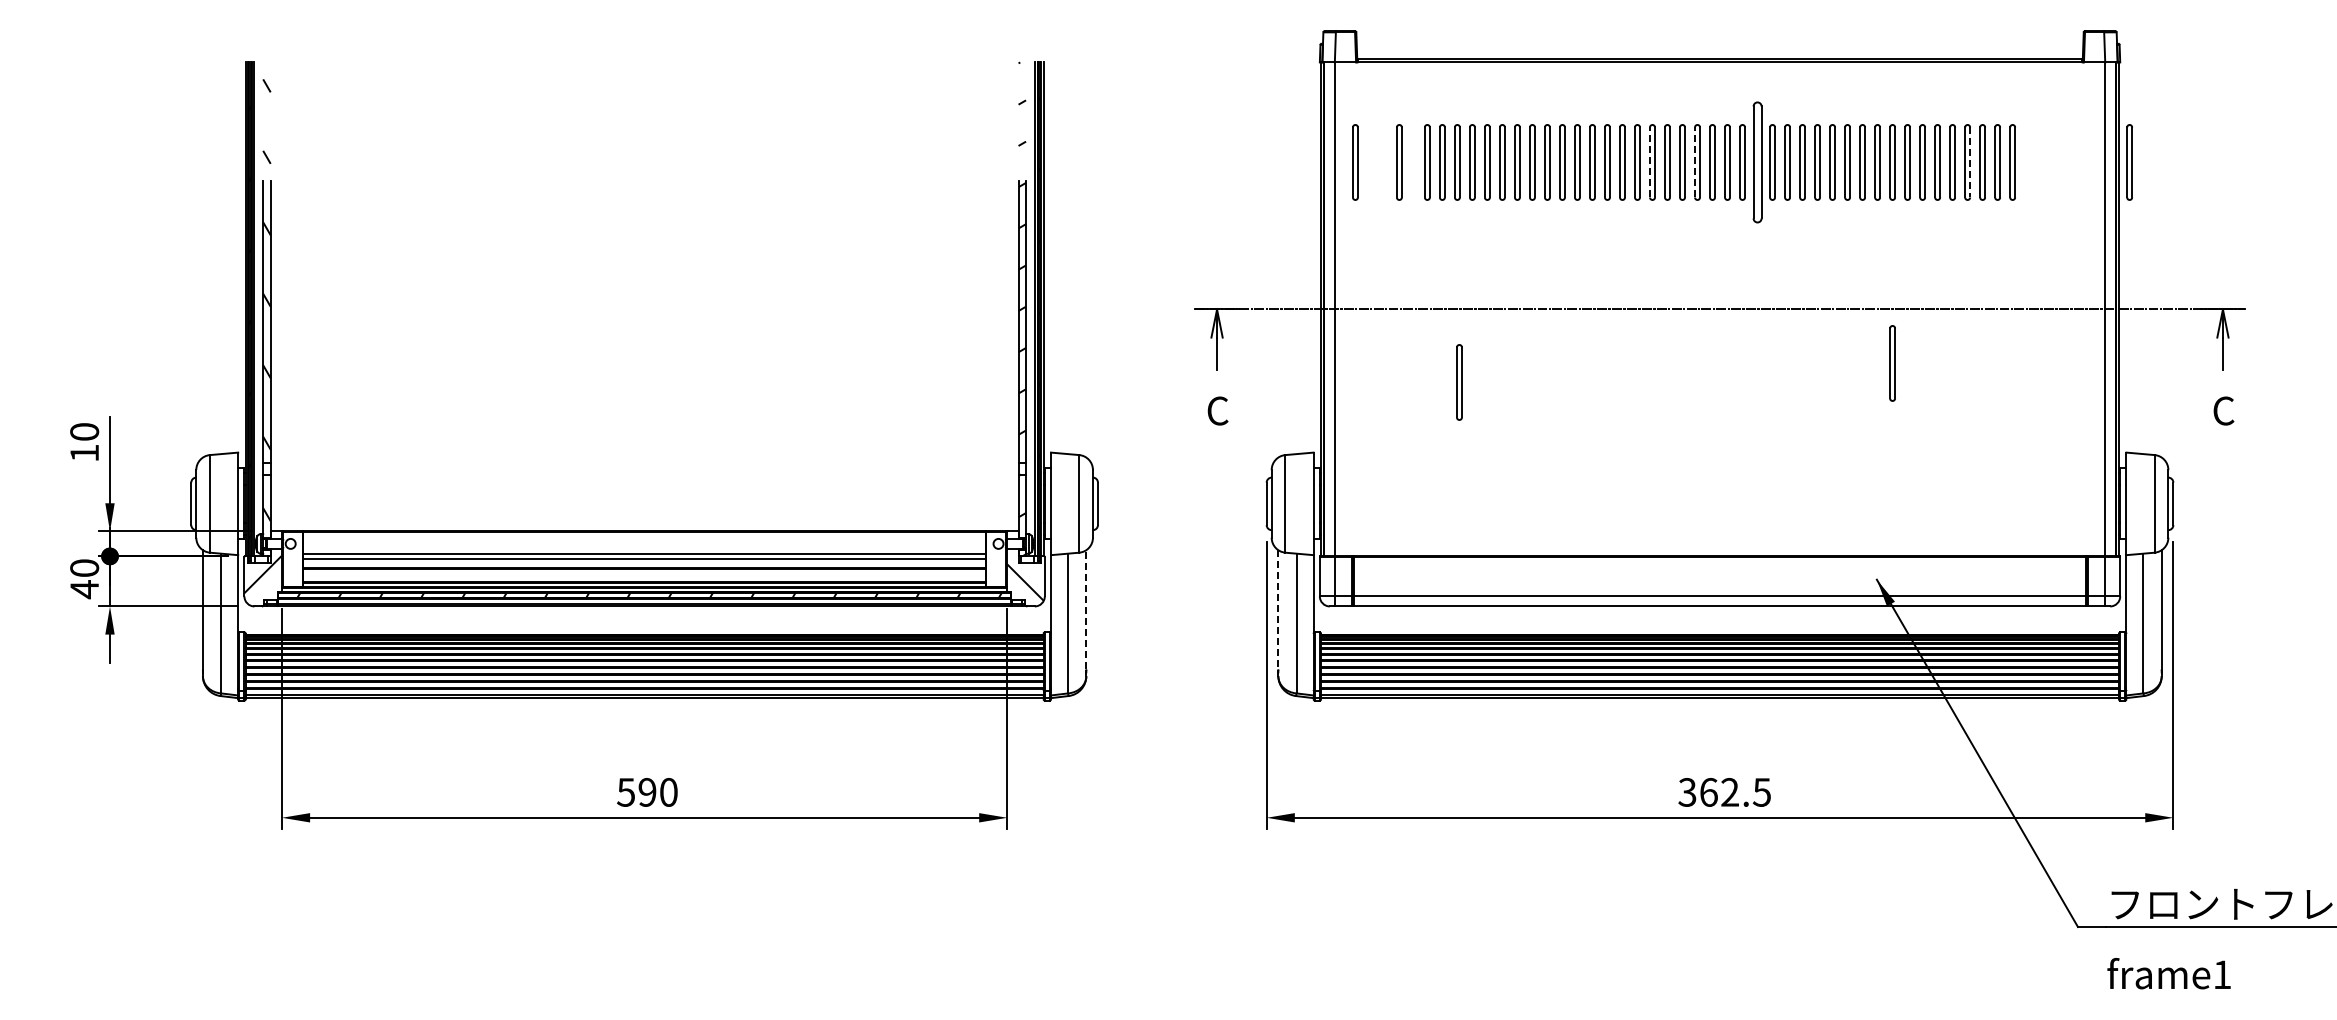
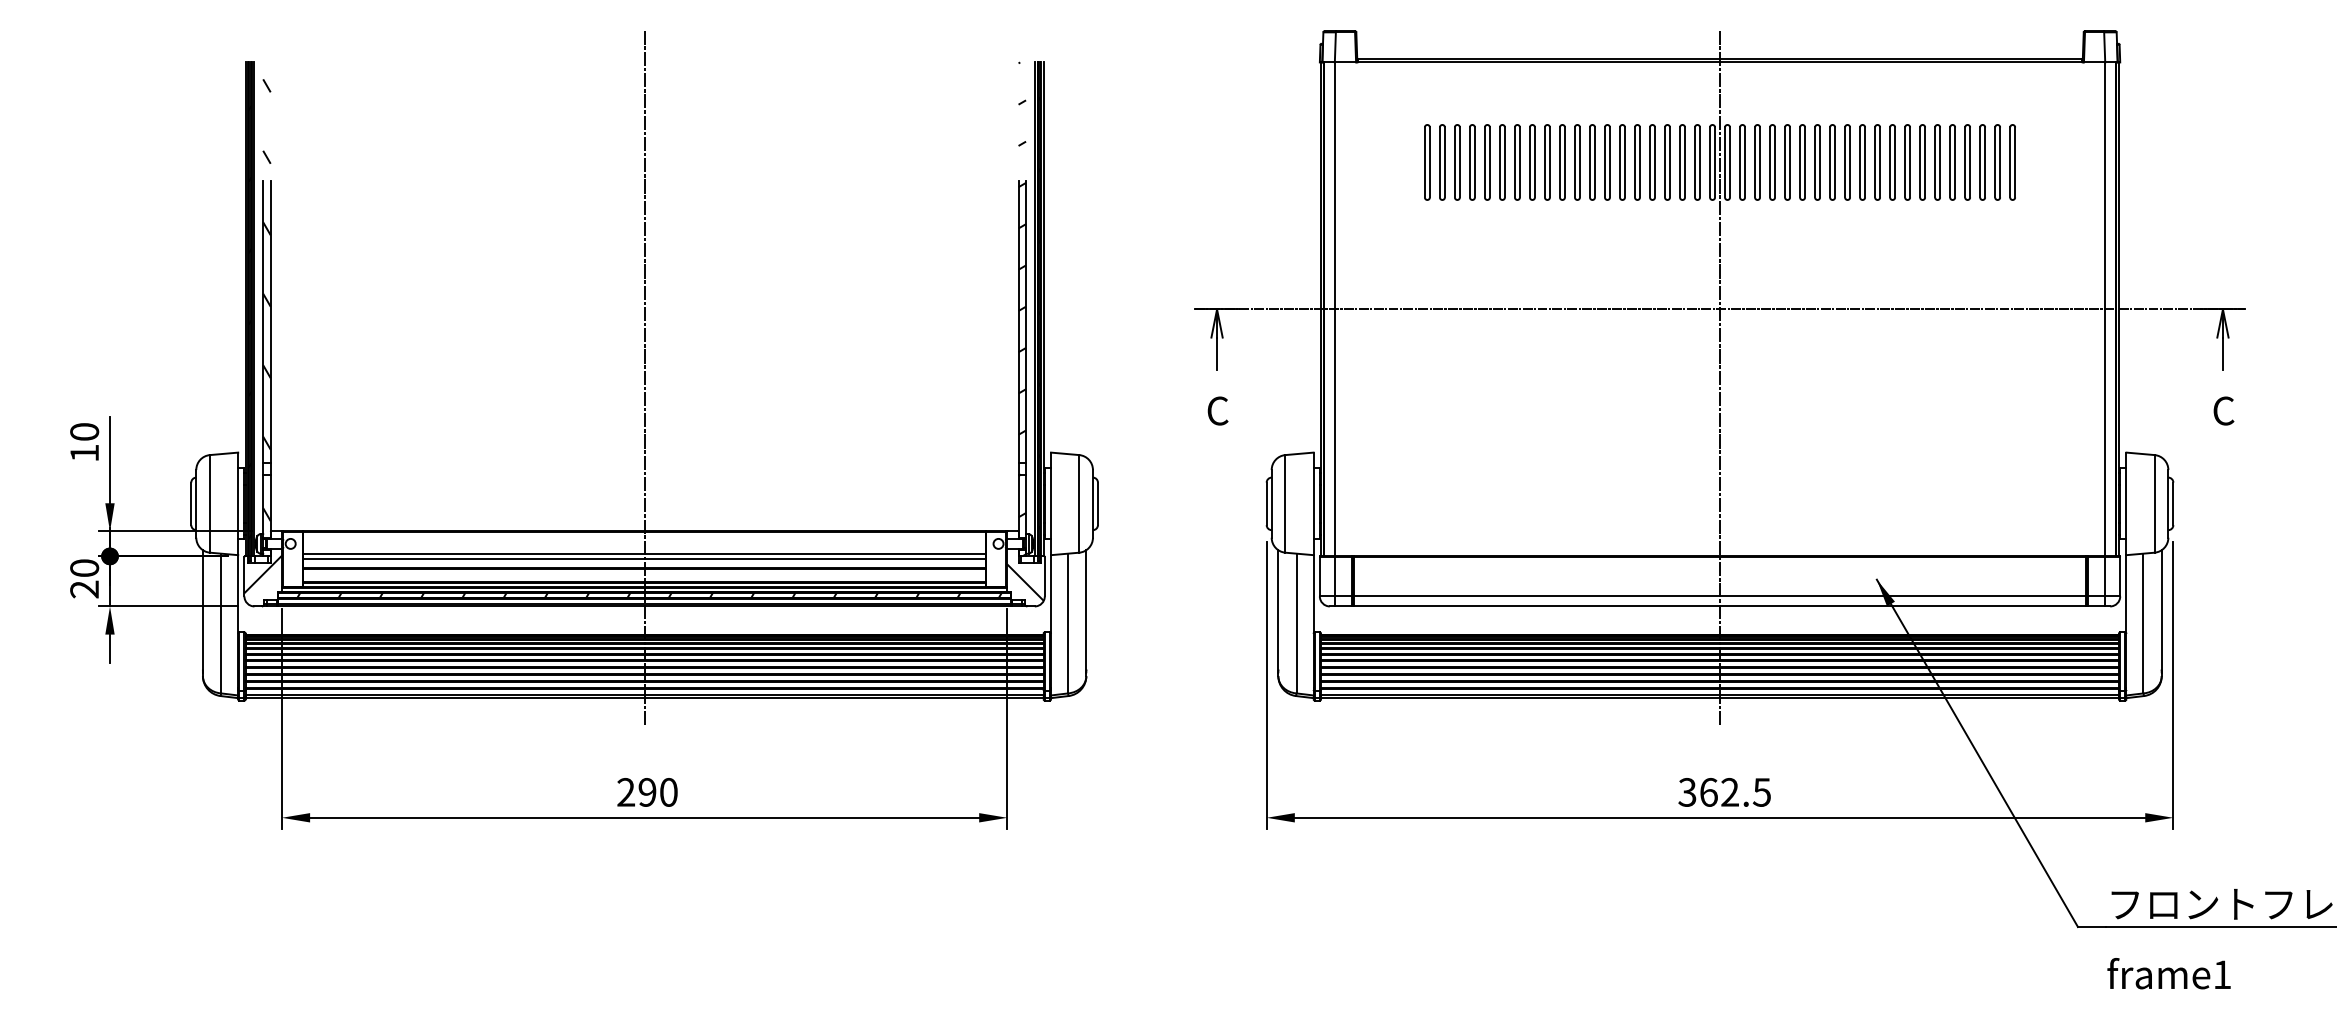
line: dashed -> solid (1650, 161)
line: dashed -> solid (1695, 161)
part: present -> none (1355, 162)
part: present -> none (1399, 162)
part size: 11x123 px -> 7x77 px (1757, 162)
line: dashed -> solid (1970, 162)
part: present -> none (2129, 162)
part: present -> none (1892, 363)
line: none -> present (644, 378)
line: none -> present (1720, 378)
part: present -> none (1459, 382)
text: 40 -> 20 (84, 589)
line: dashed -> solid (1086, 609)
line: dashed -> solid (1278, 609)
text: 590 -> 290 (625, 792)
